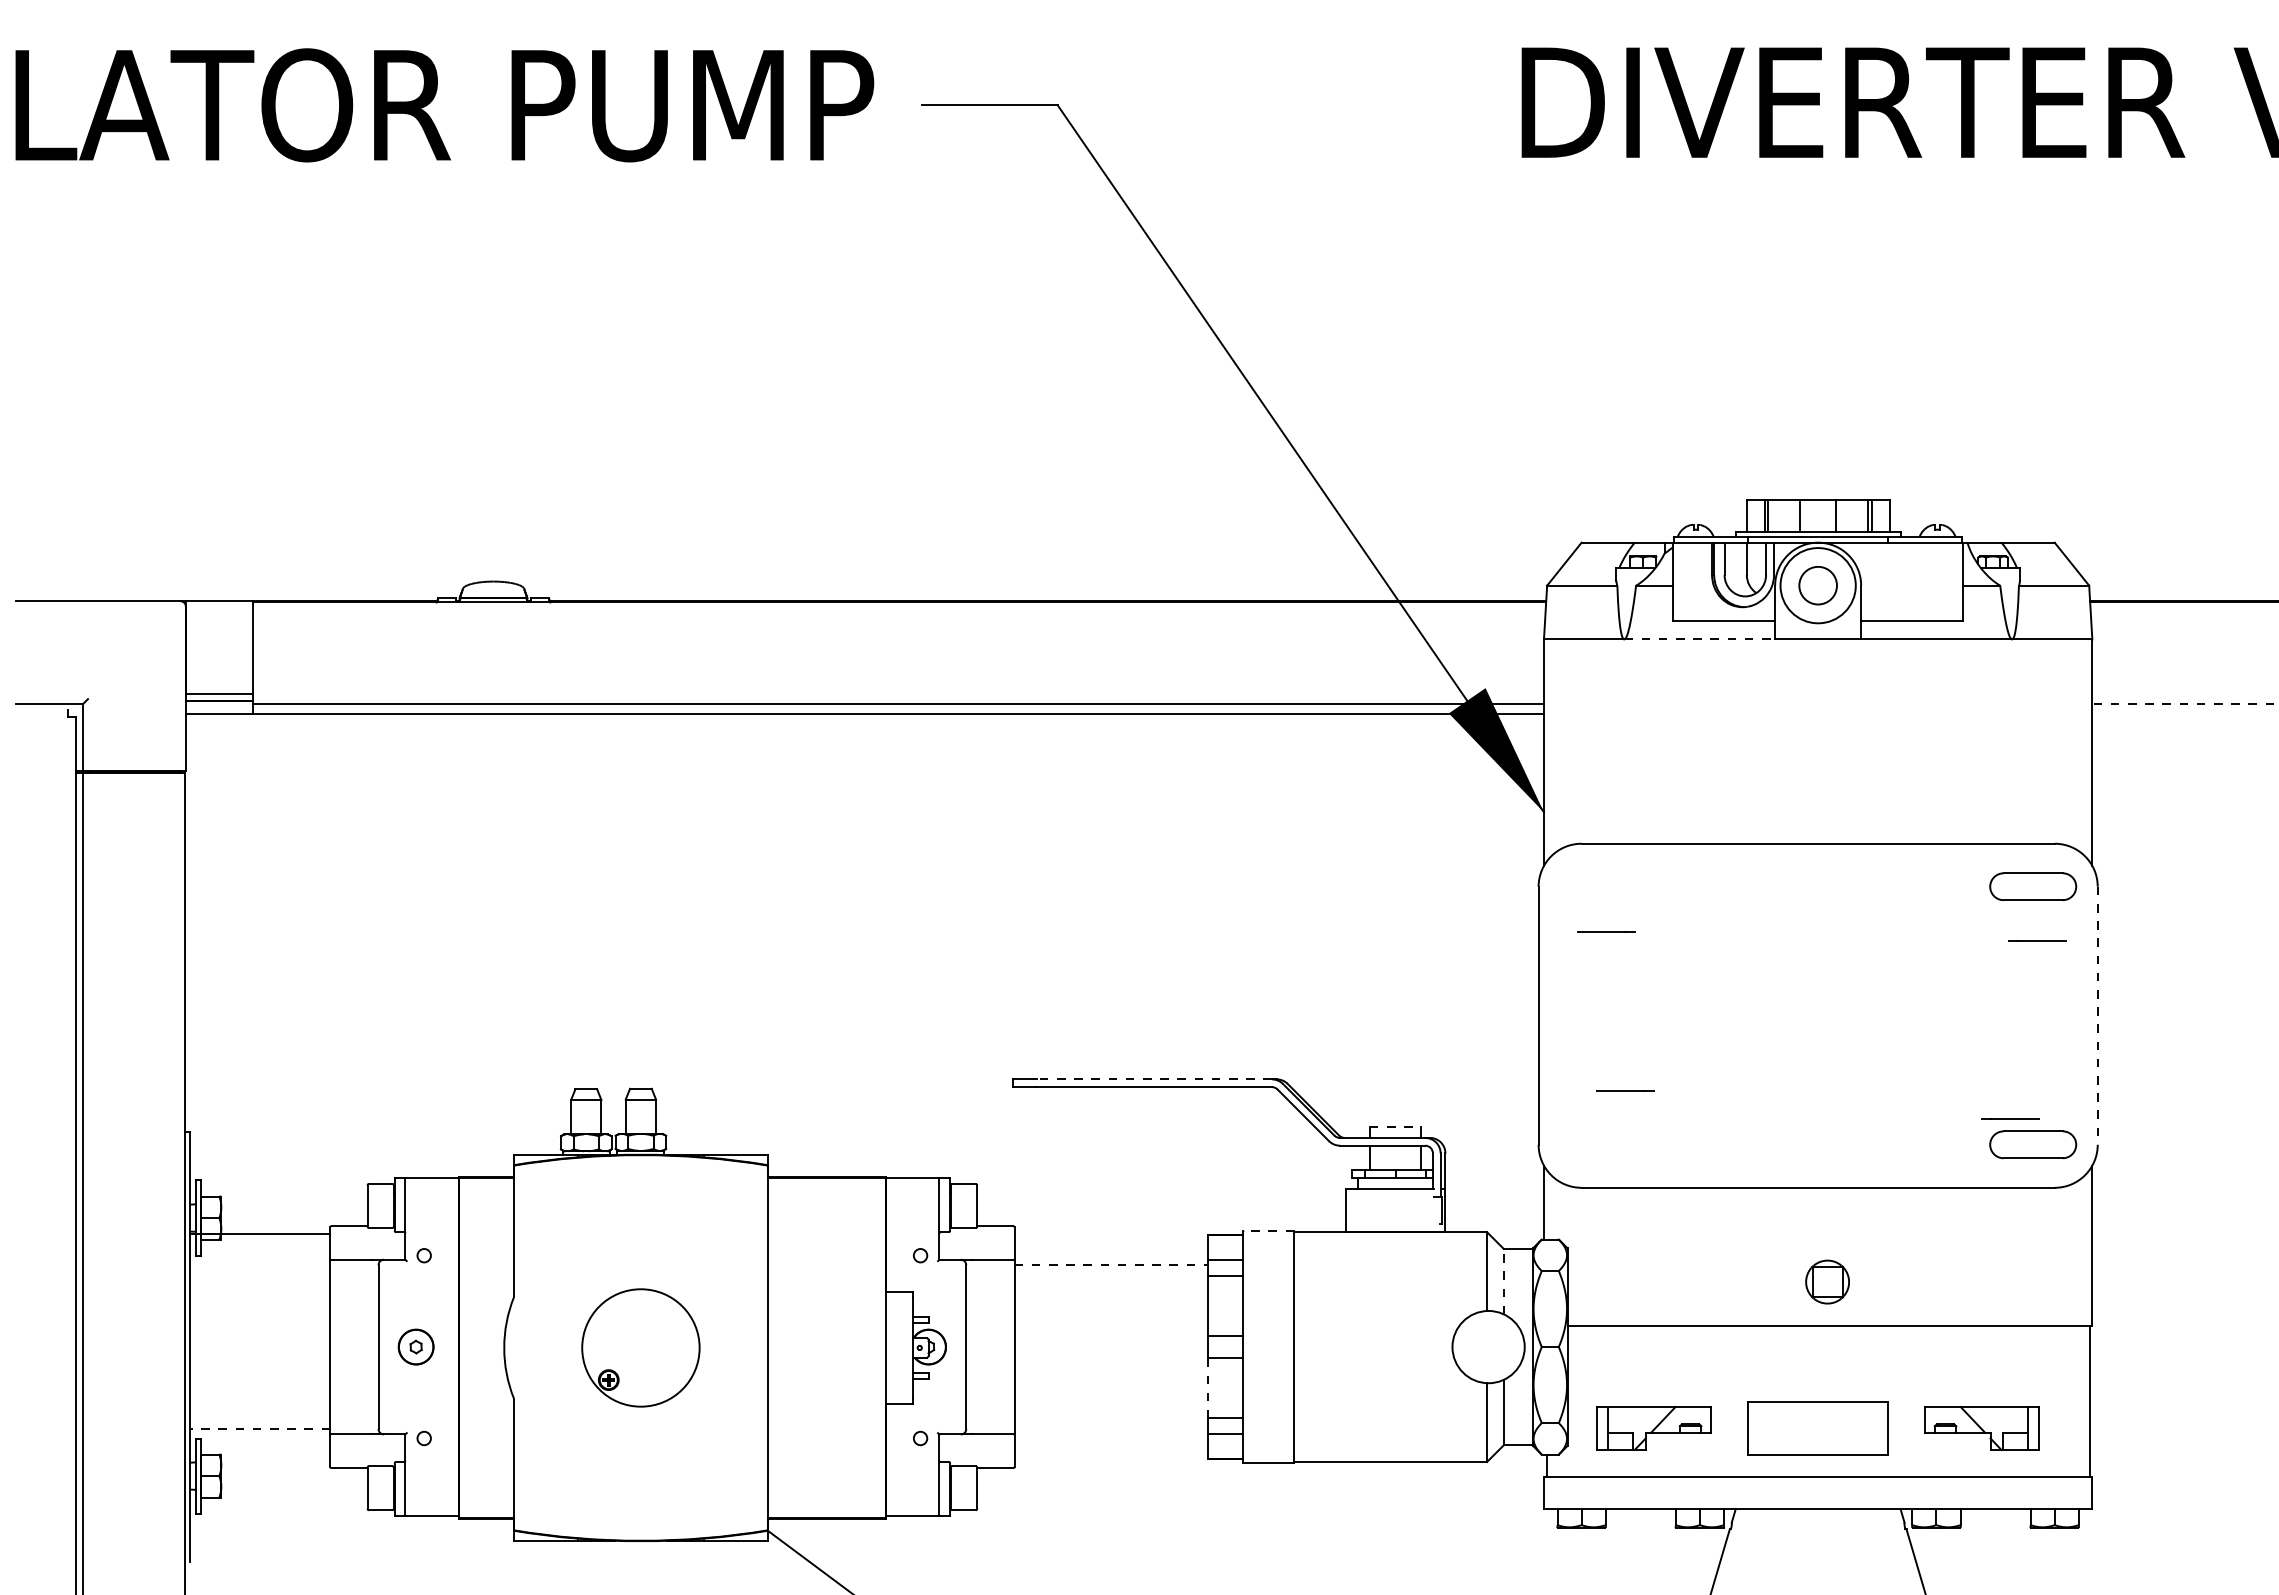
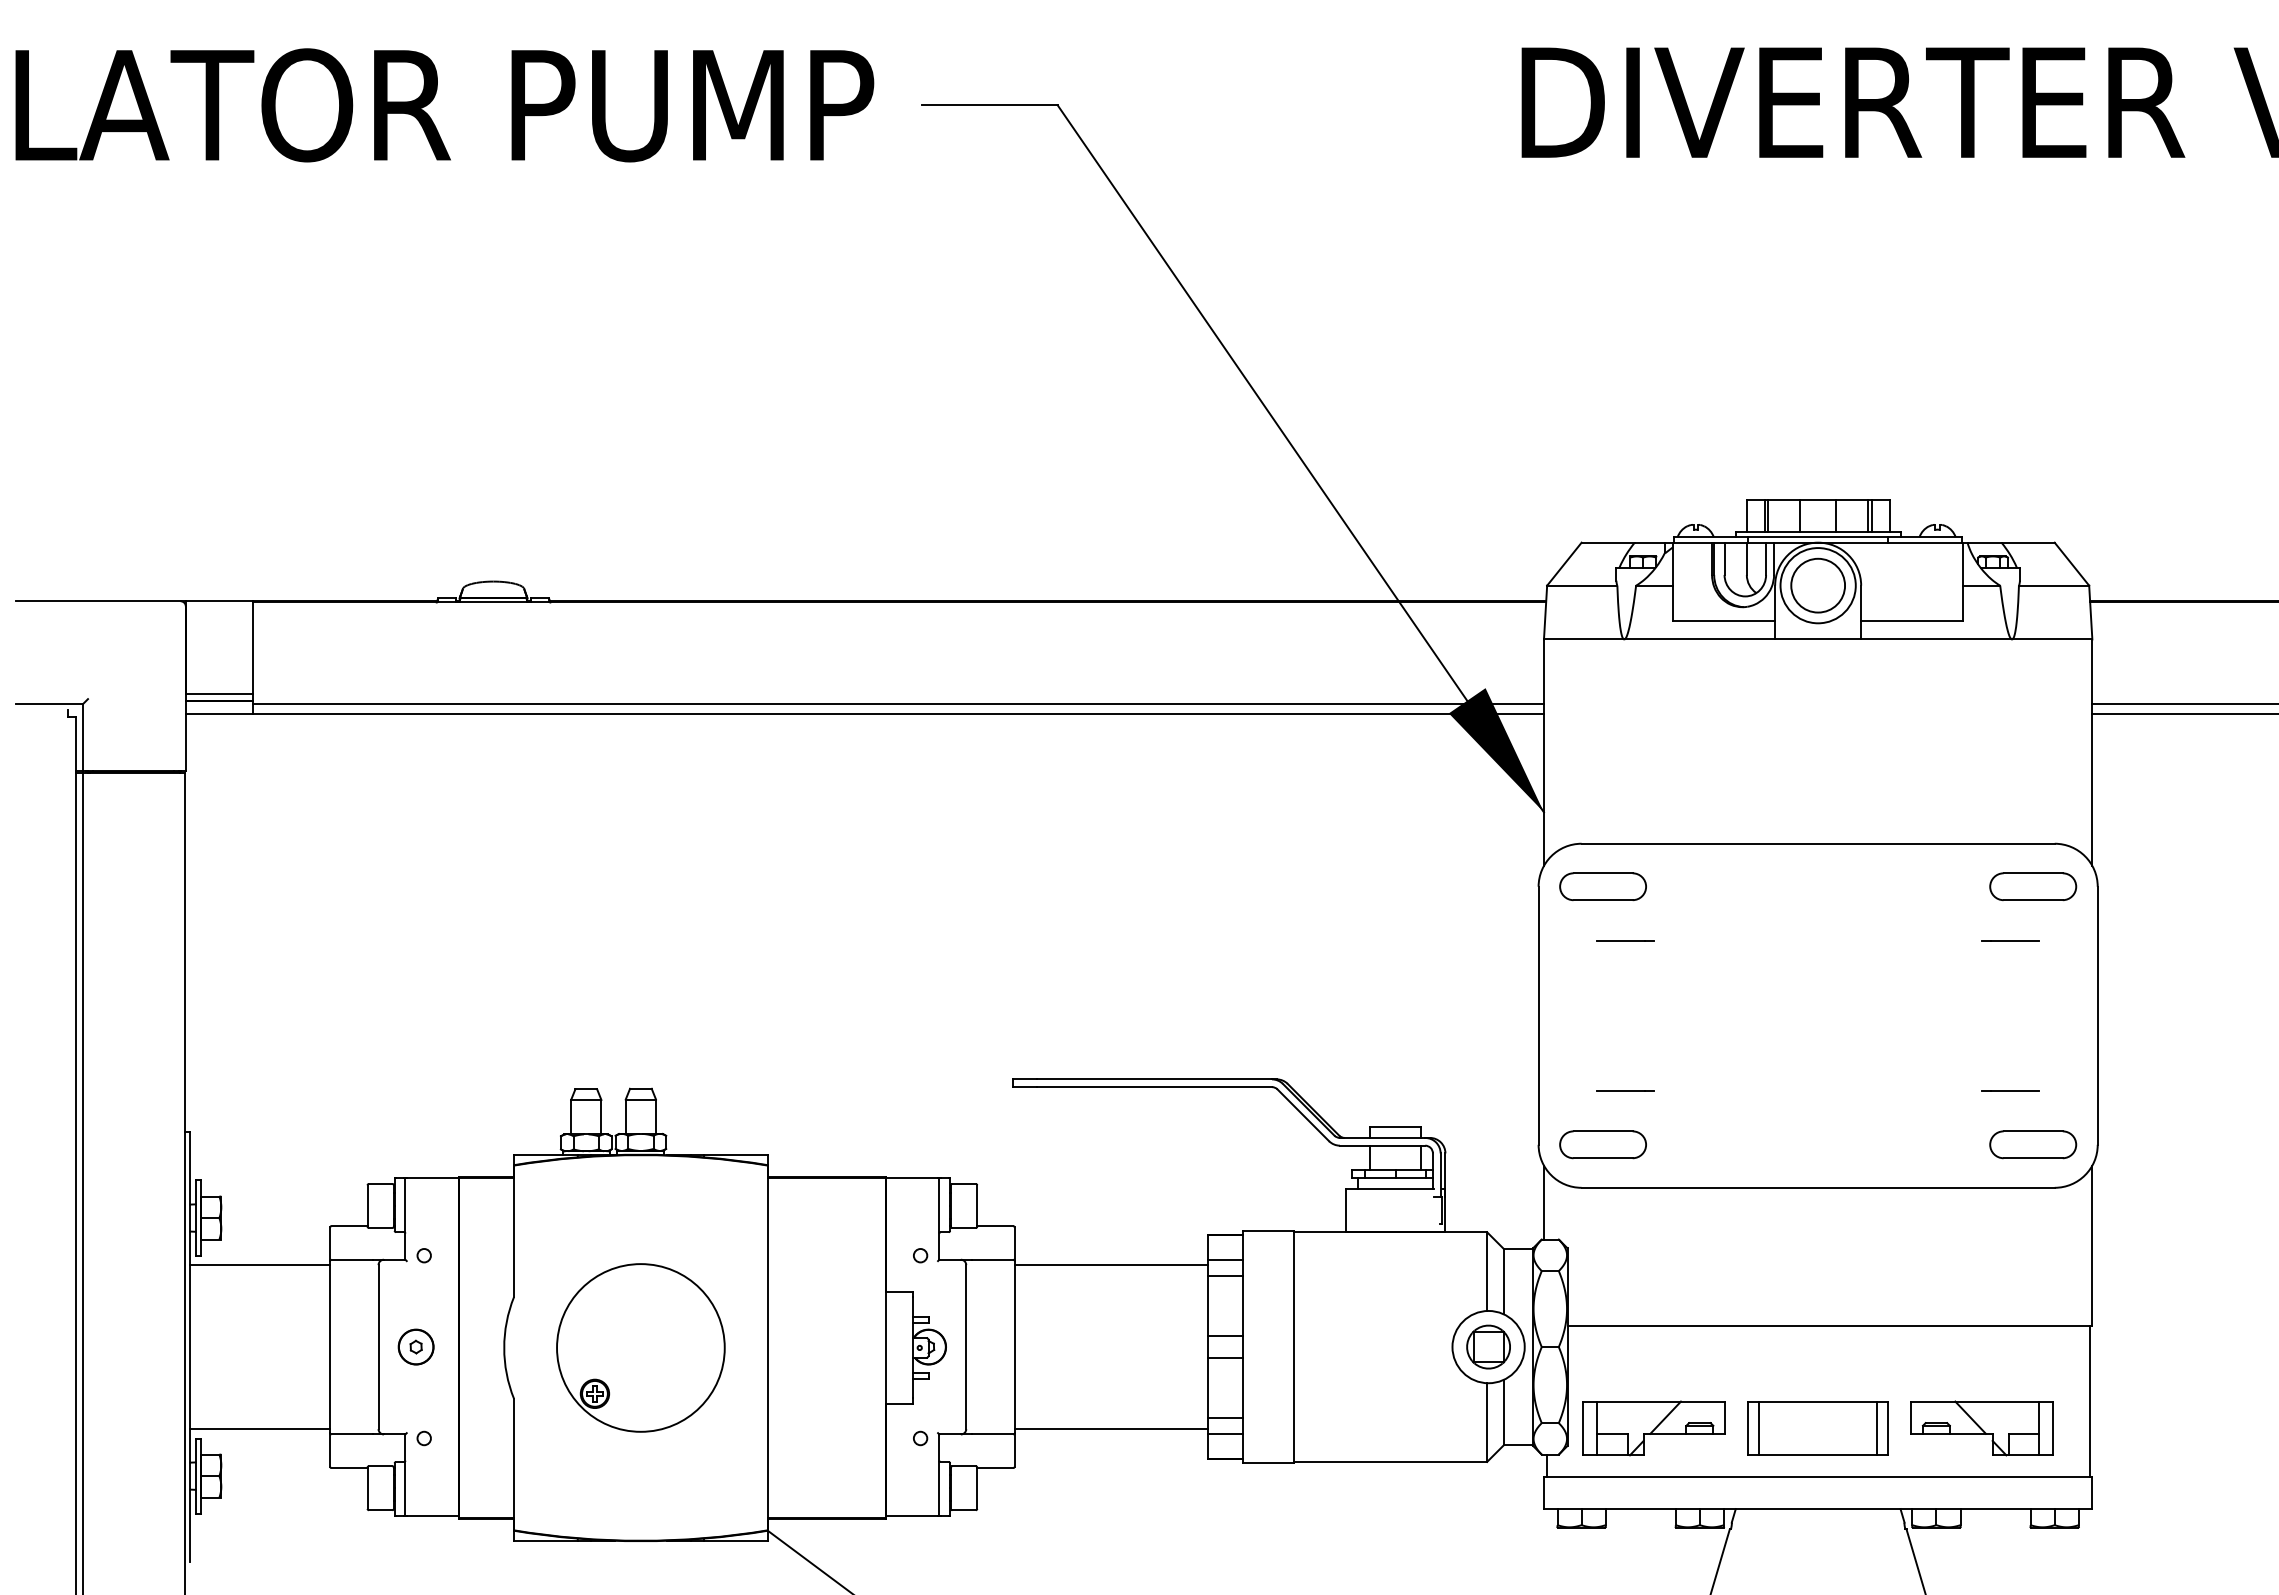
circle diameter: 38 px -> 54 px (1818, 585)
line: dashed -> solid (1700, 639)
line: dashed -> solid (2185, 704)
line: none -> present (2183, 713)
part: none -> present (1602, 886)
line position: (1606, 931) -> (1625, 940) (1625, 940)
line position: (2037, 940) -> (2010, 940) (2010, 940)
line: dashed -> solid (2097, 1016)
line: dashed -> solid (1154, 1079)
line position: (2010, 1118) -> (2010, 1090) (2010, 1090)
line: dashed -> solid (1395, 1127)
part: none -> present (1602, 1144)
line: dashed -> solid (1268, 1230)
line position: (260, 1234) -> (260, 1265) (260, 1265)
line: dashed -> solid (1111, 1265)
line: dashed -> solid (1503, 1281)
part position: (1827, 1281) -> (1488, 1346) (1488, 1346)
part size: 120x120 px -> 170x170 px (640, 1347)
line: dashed -> solid (1208, 1388)
part size: 116x46 px -> 144x57 px (1653, 1428)
part size: 116x46 px -> 144x57 px (1981, 1428)
line: dashed -> solid (260, 1428)
line: none -> present (1111, 1428)
line: none -> present (1759, 1428)
line: none -> present (1877, 1428)
